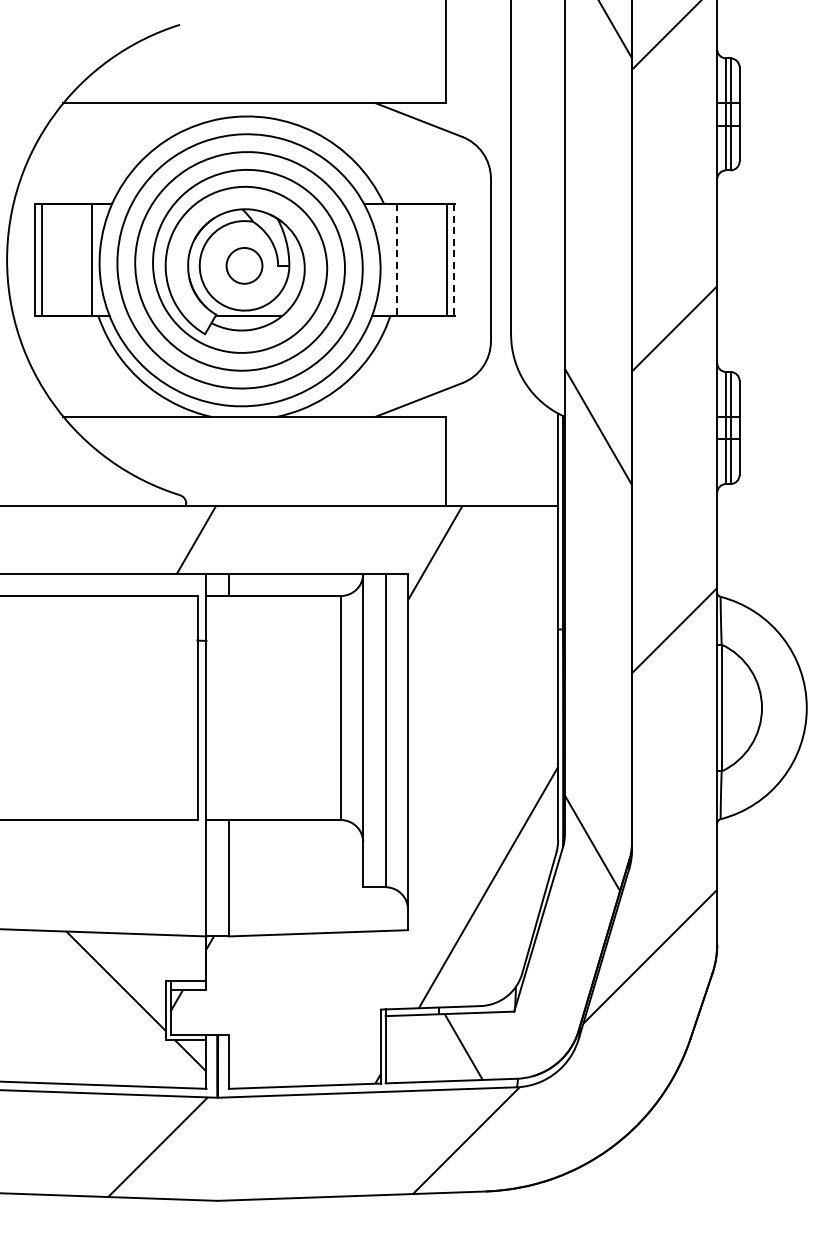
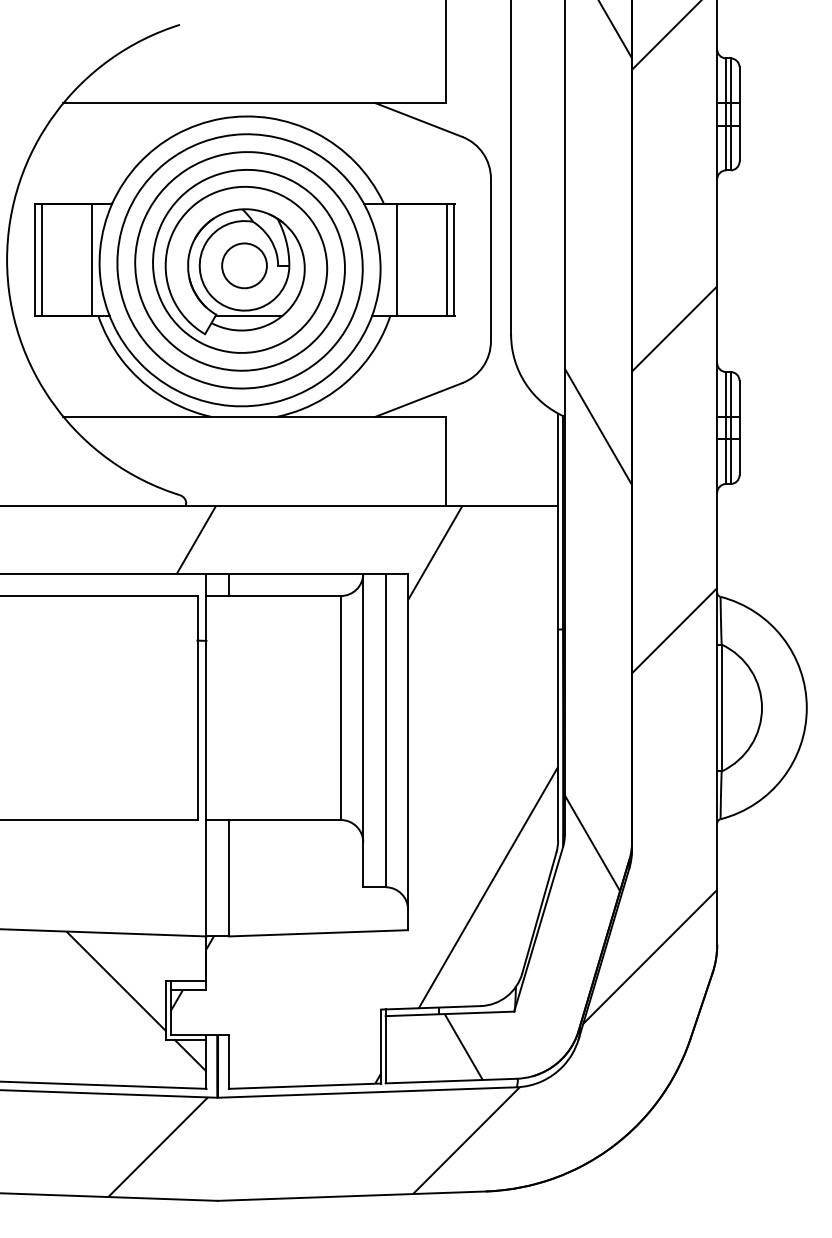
line: dashed -> solid (397, 260)
line: dashed -> solid (454, 260)
circle size: 39x38 px -> 47x48 px (244, 265)
